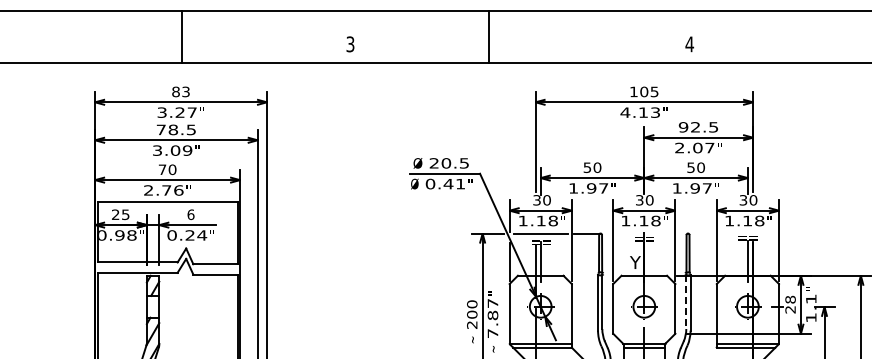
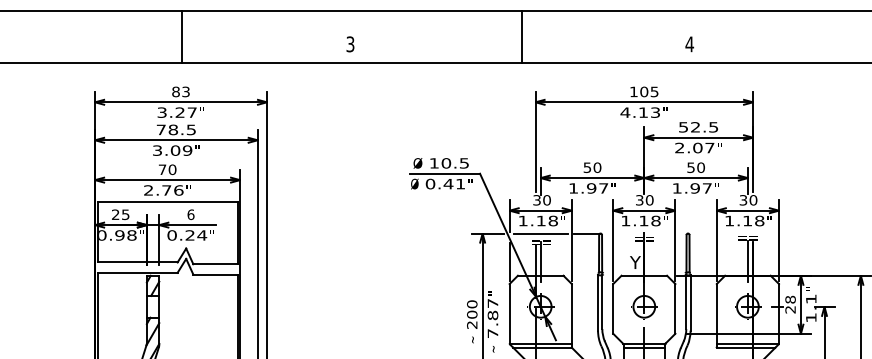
line position: (488, 36) -> (521, 36) (521, 36)
text: 92.5 -> 52.5 (683, 127)
text: 20.5 -> 10.5 (433, 163)
line: dashed -> solid (686, 302)
